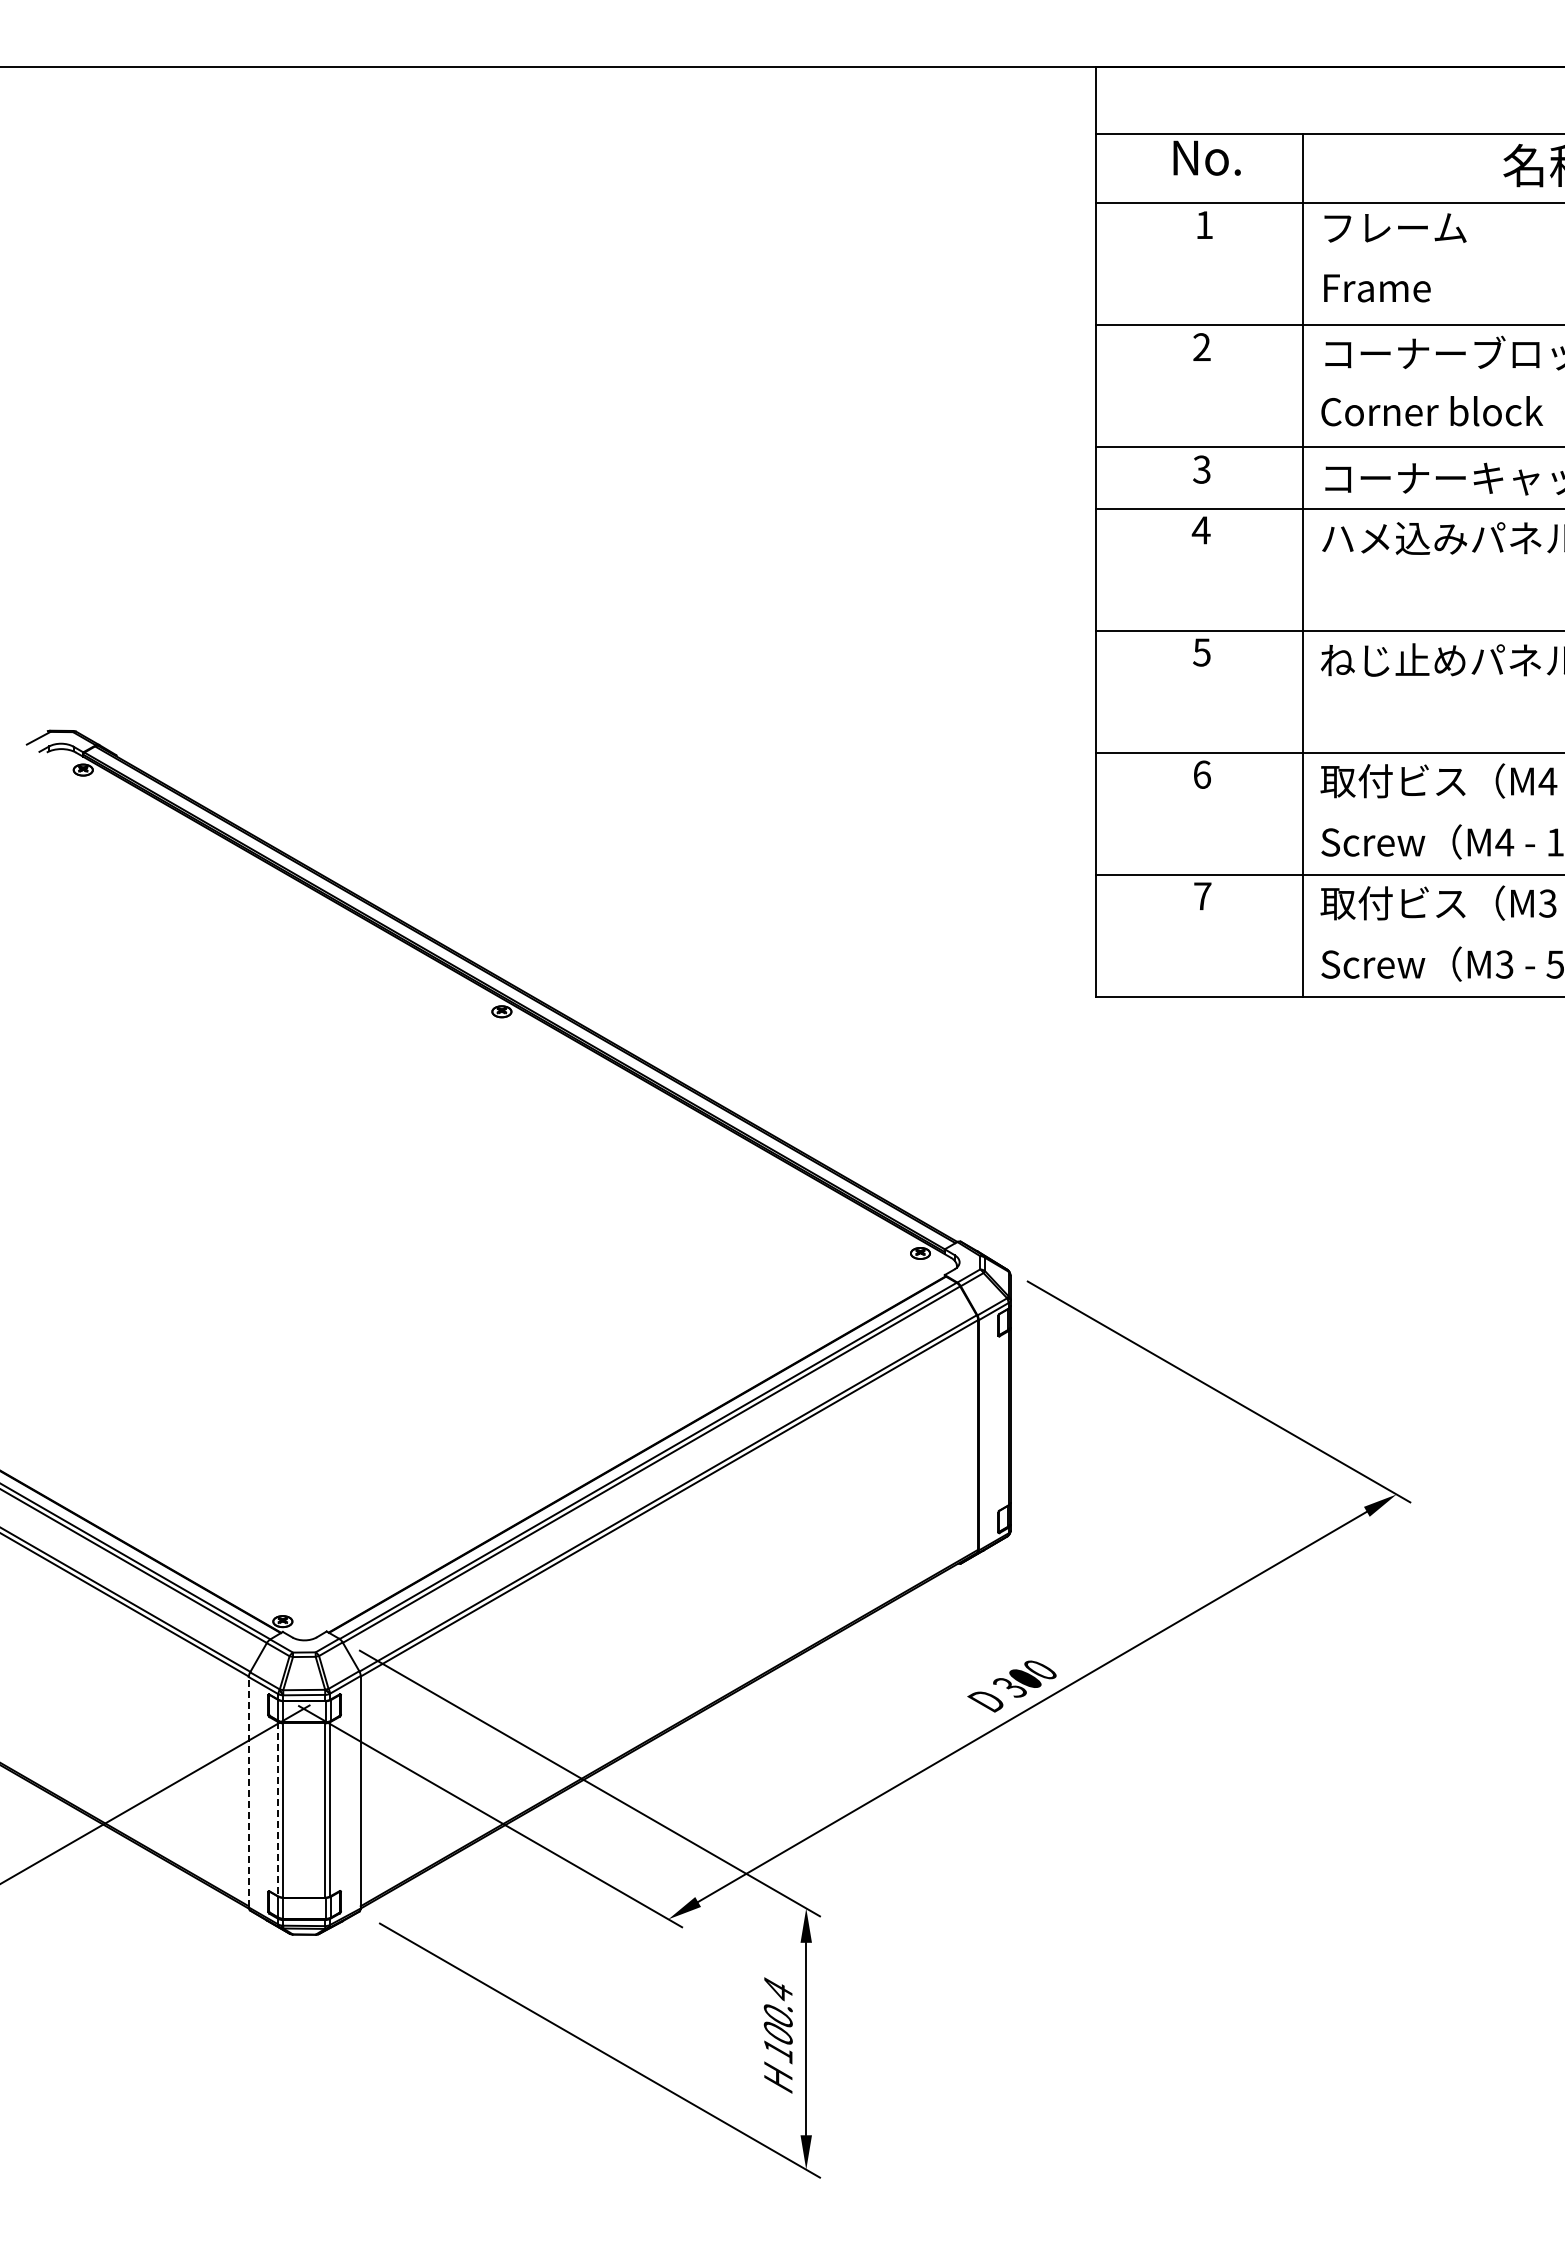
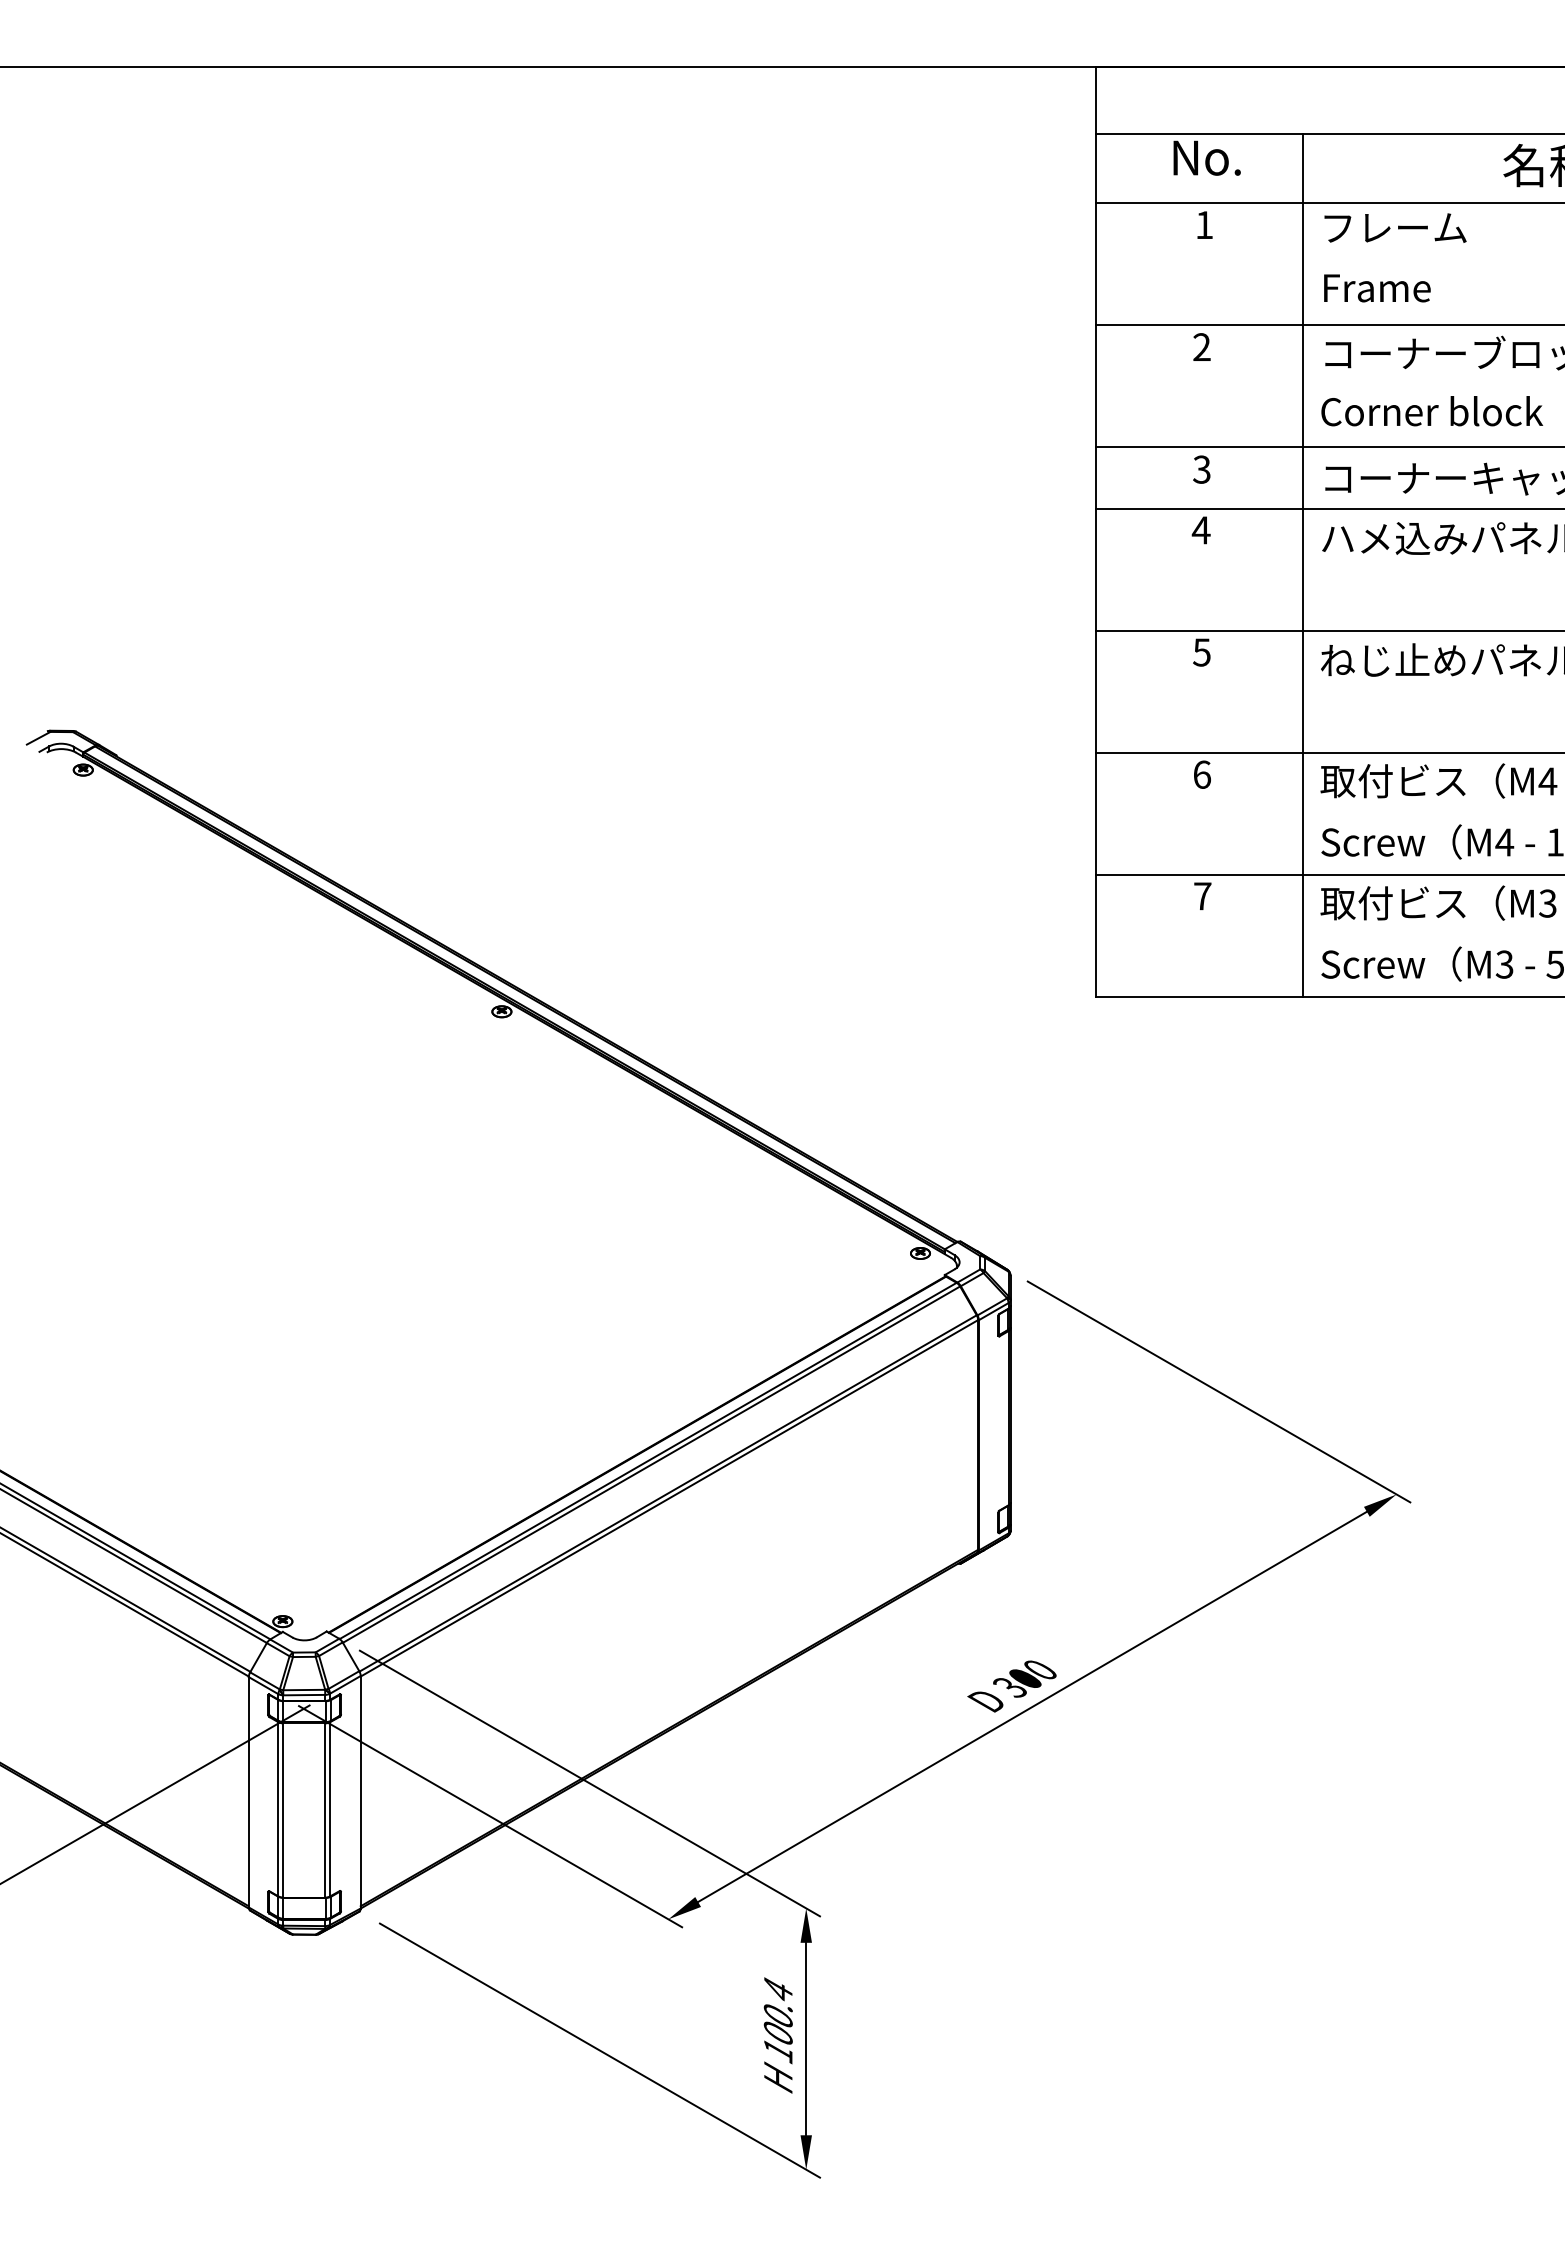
line: dashed -> solid (248, 1791)
line: dashed -> solid (278, 1809)
